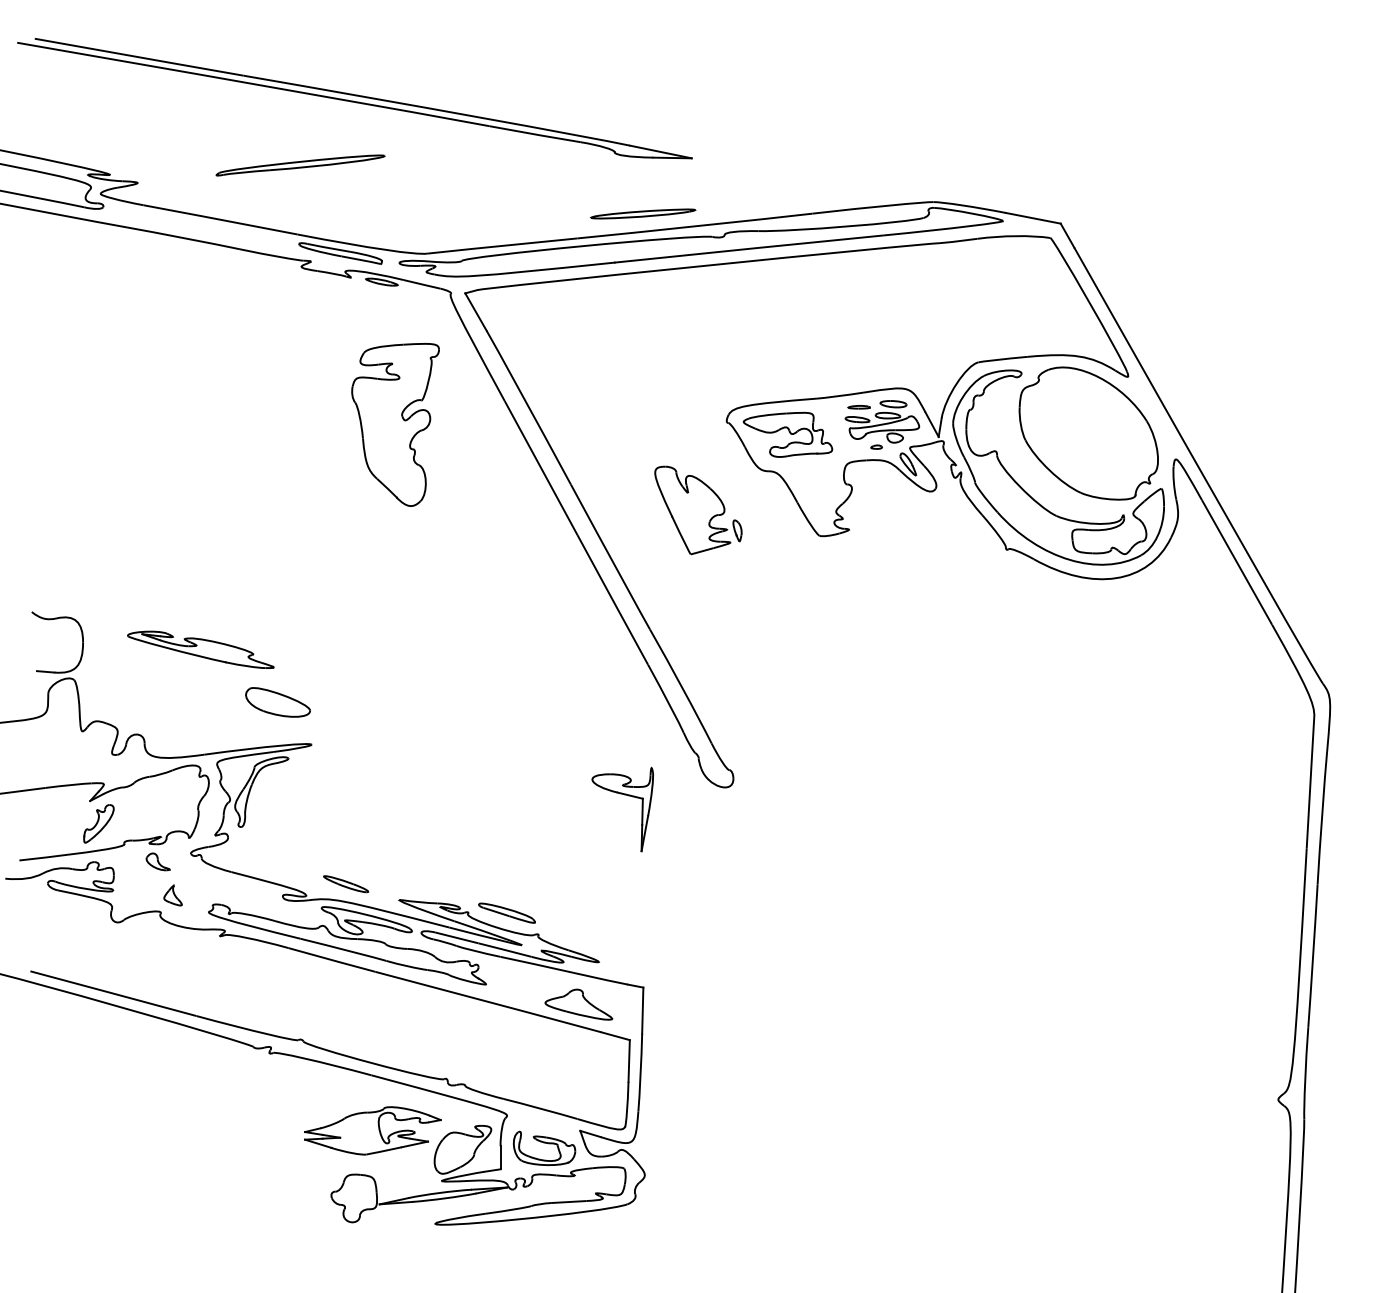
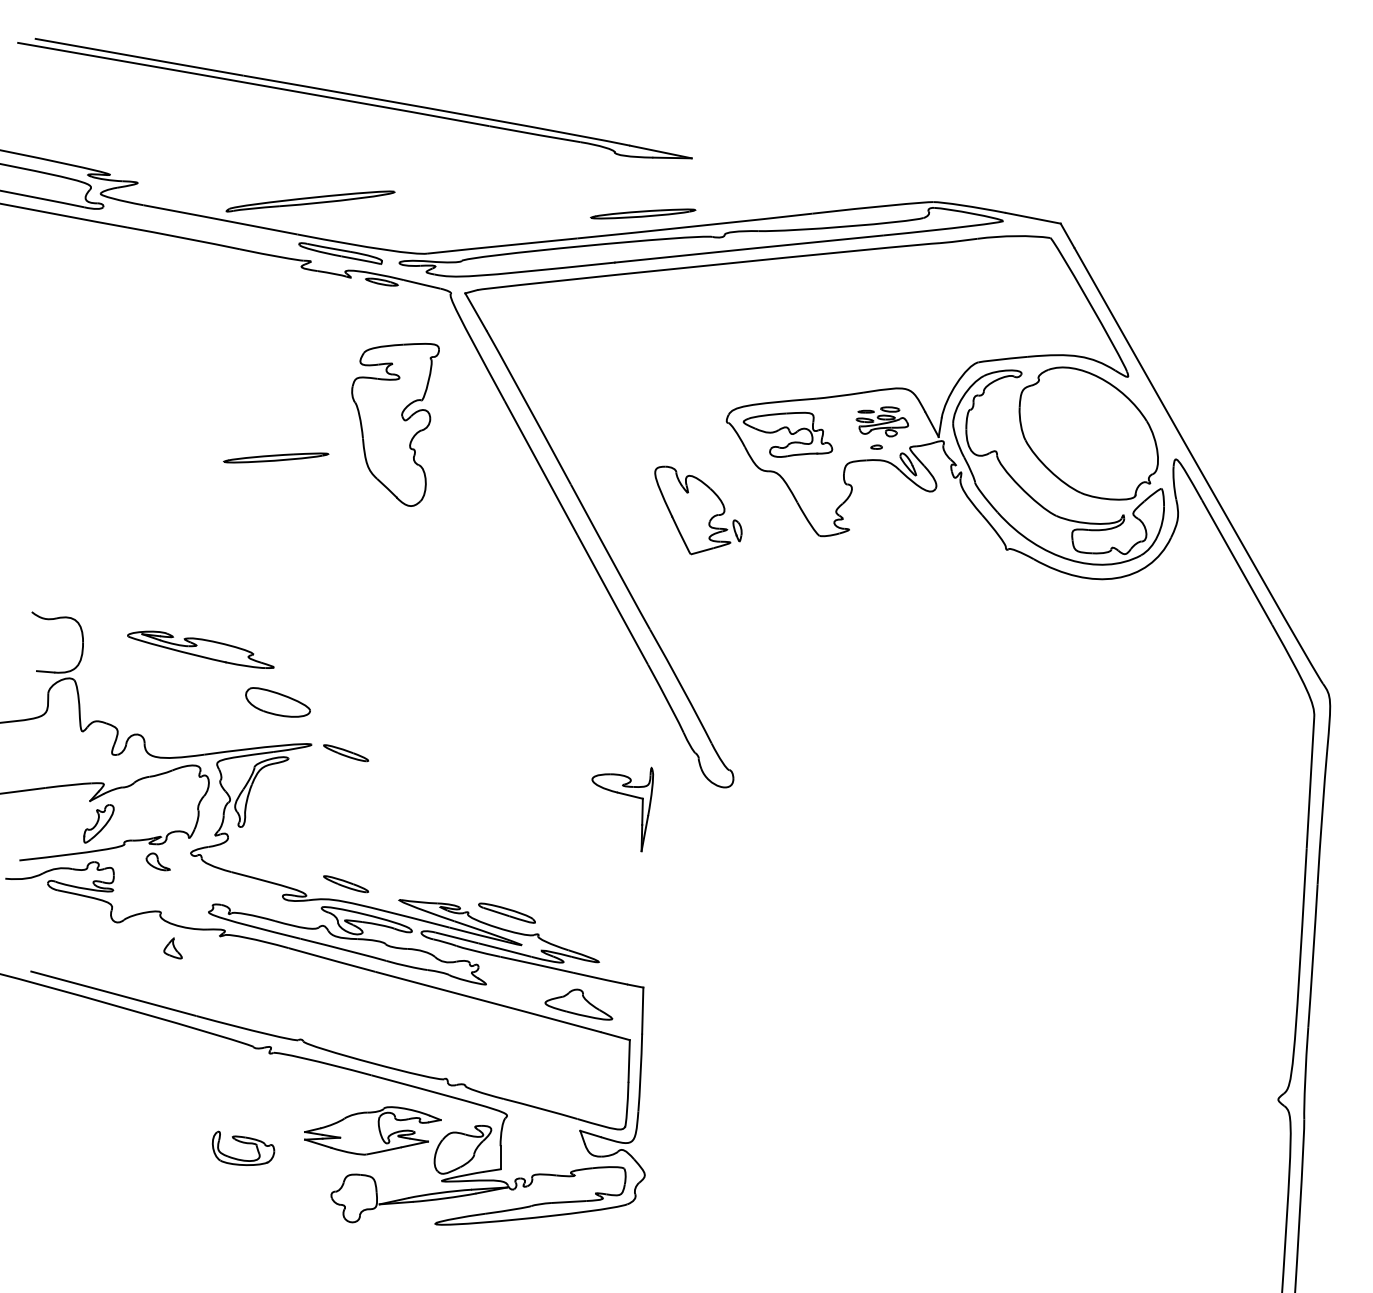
part position: (300, 165) -> (310, 201) (310, 201)
part size: 77x44 px -> 55x32 px (882, 421)
part: none -> present (276, 457)
part: none -> present (346, 753)
part position: (172, 895) -> (172, 948) (172, 948)
part position: (544, 1147) -> (243, 1147) (243, 1147)
